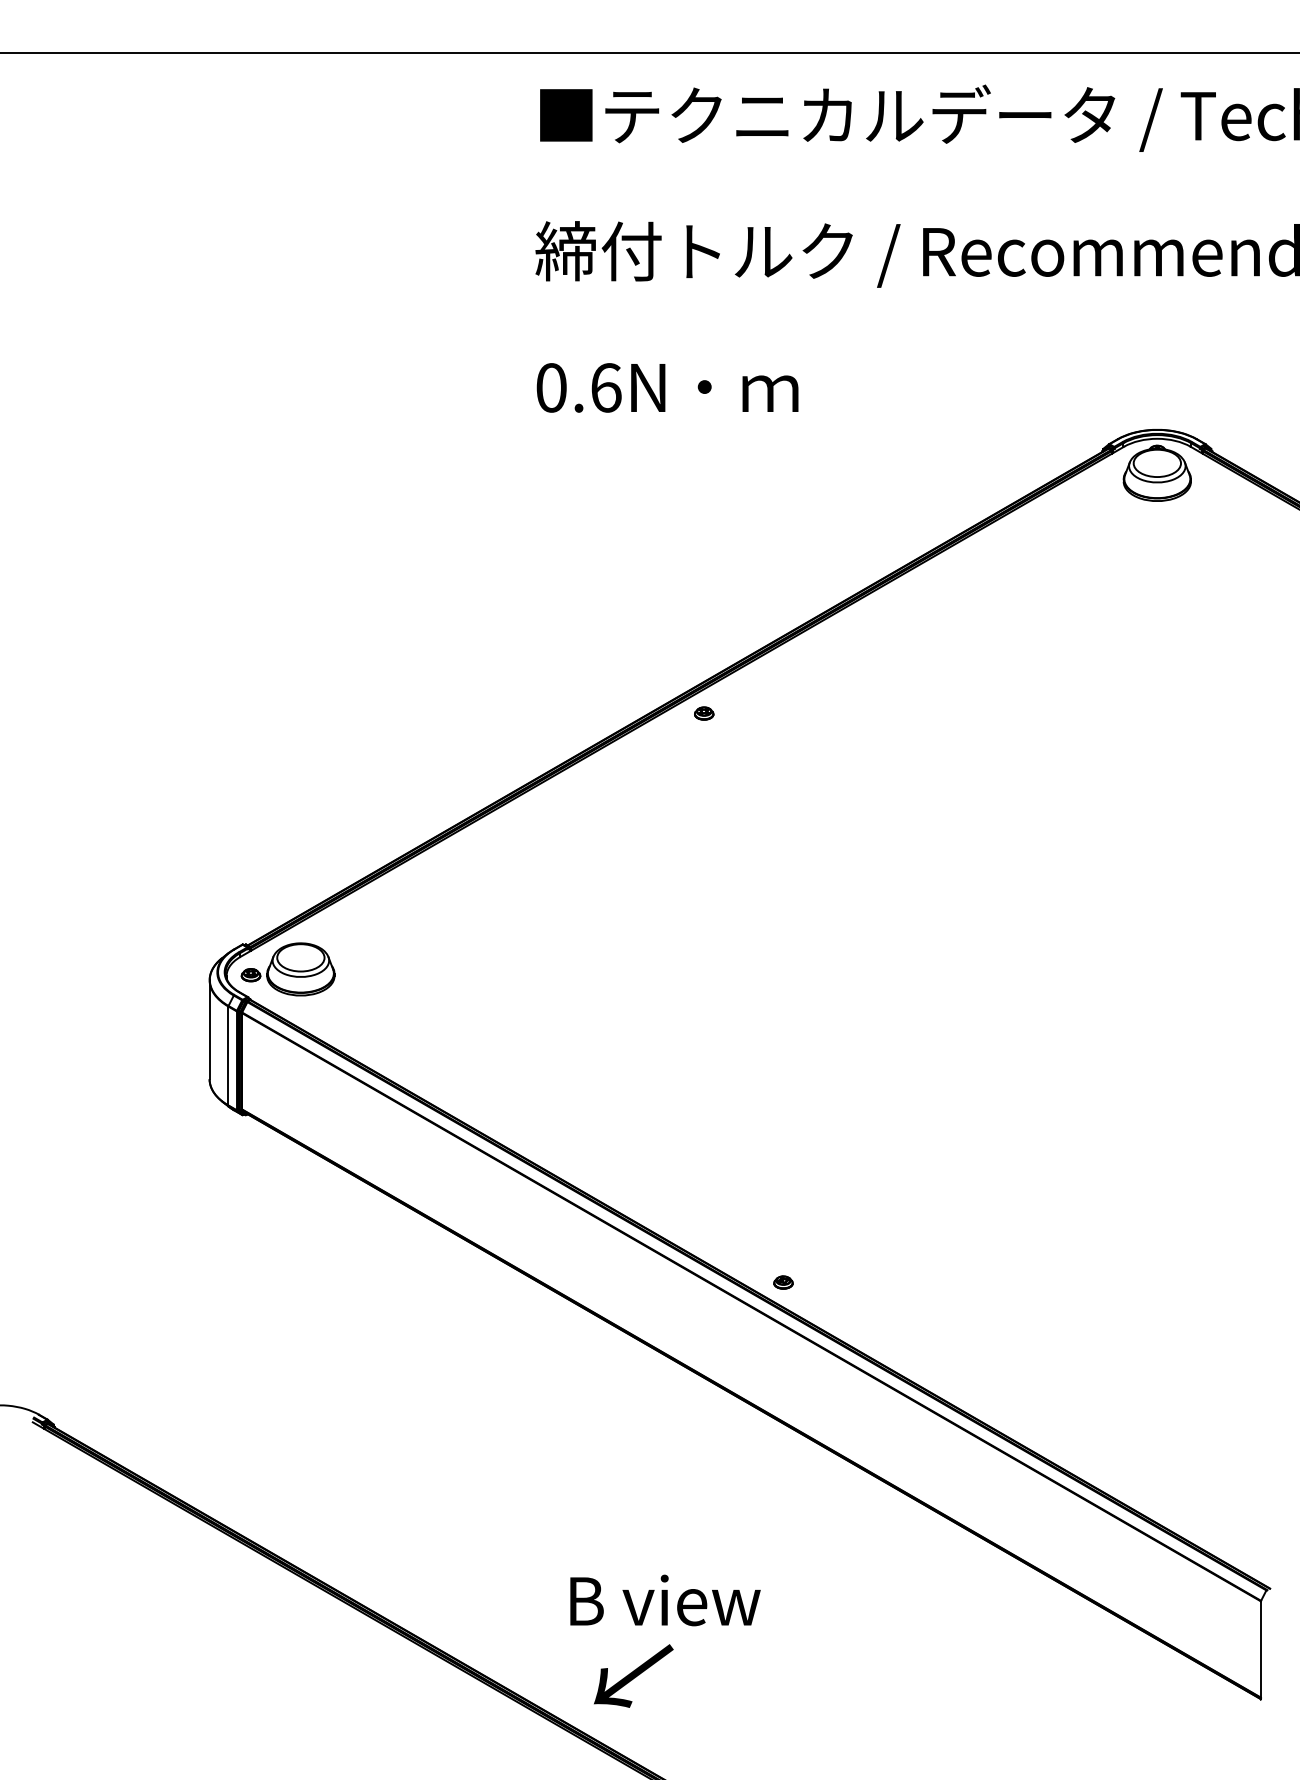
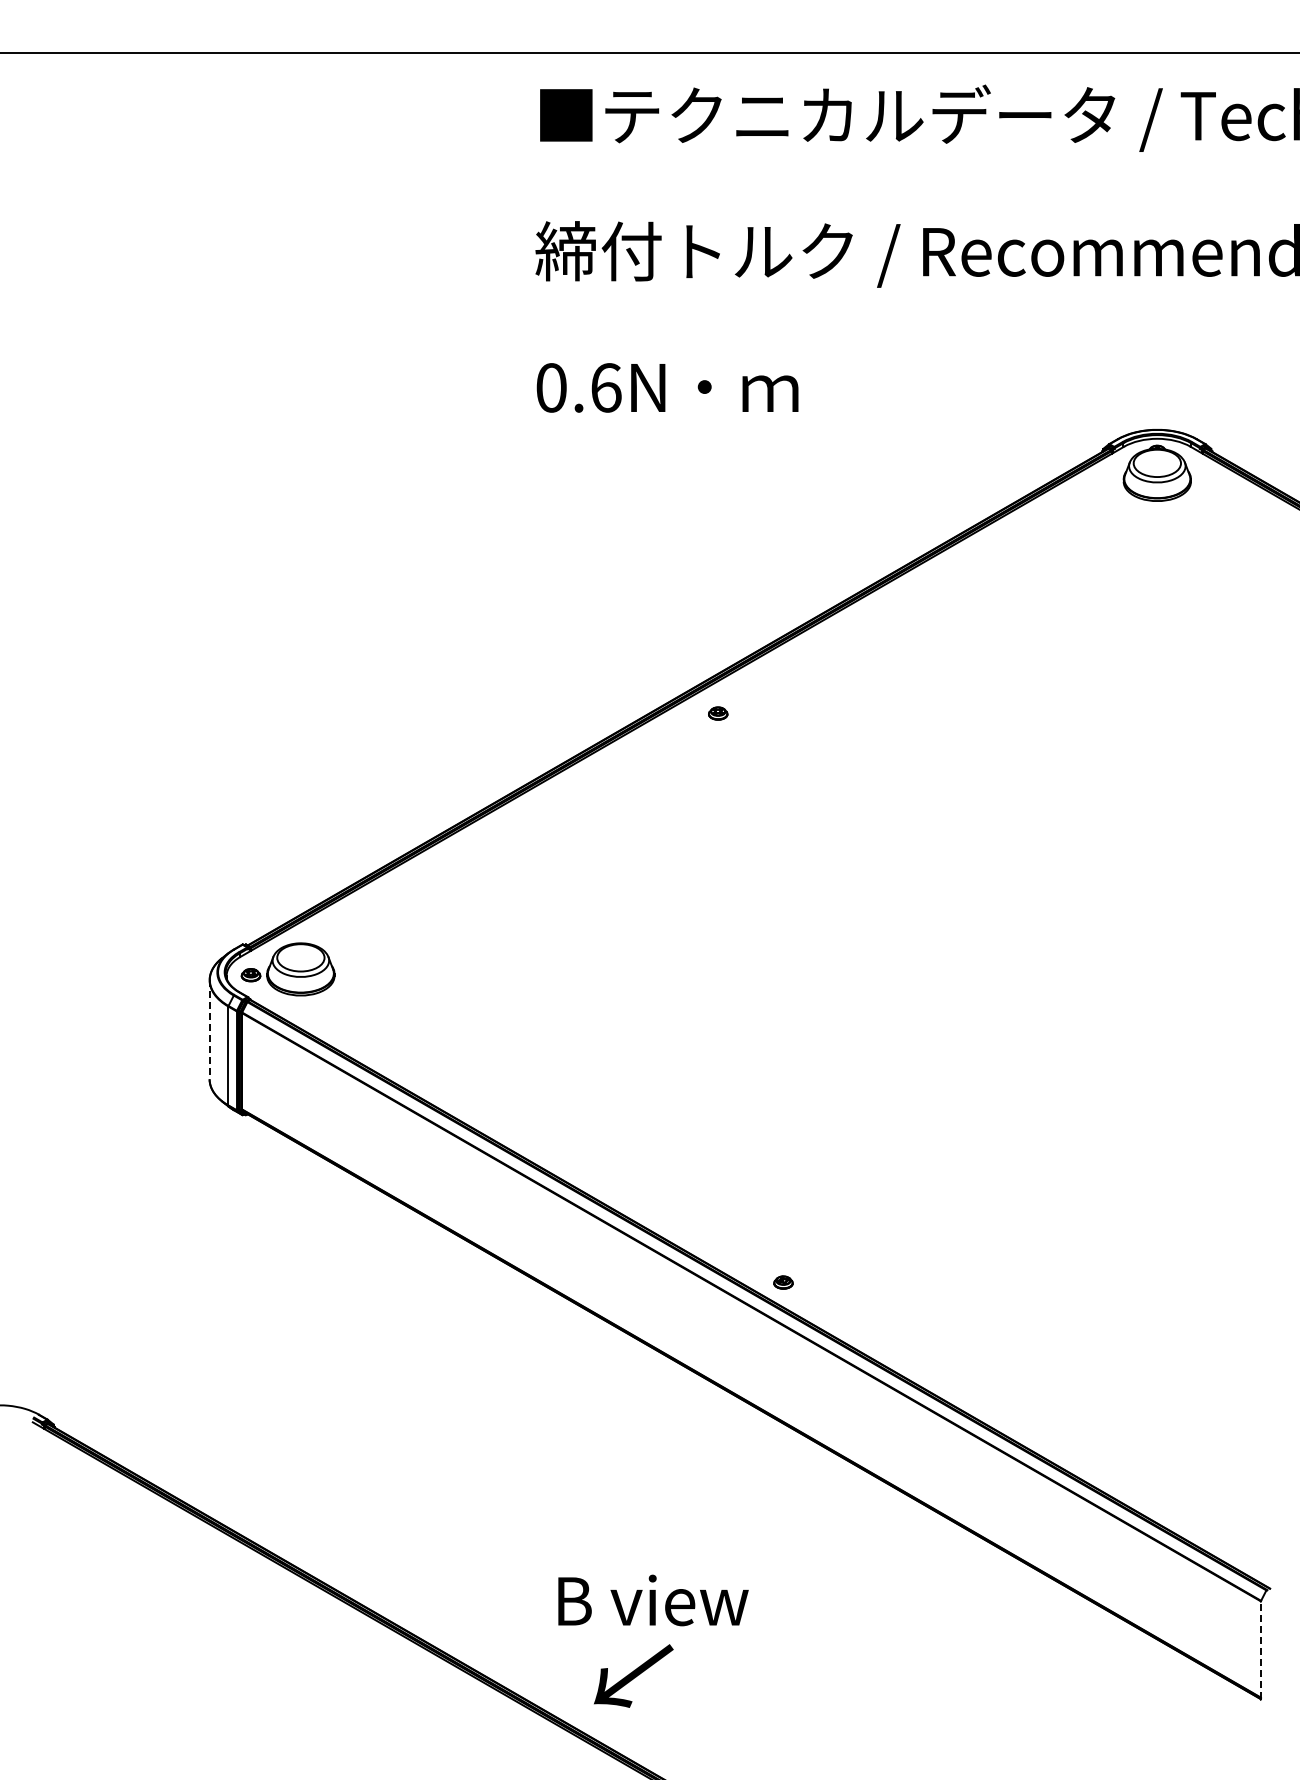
part position: (704, 713) -> (718, 713) (718, 713)
line: solid -> dashed (209, 1030)
text position: (665, 1600) -> (653, 1600) (653, 1600)
line: solid -> dashed (1260, 1650)
